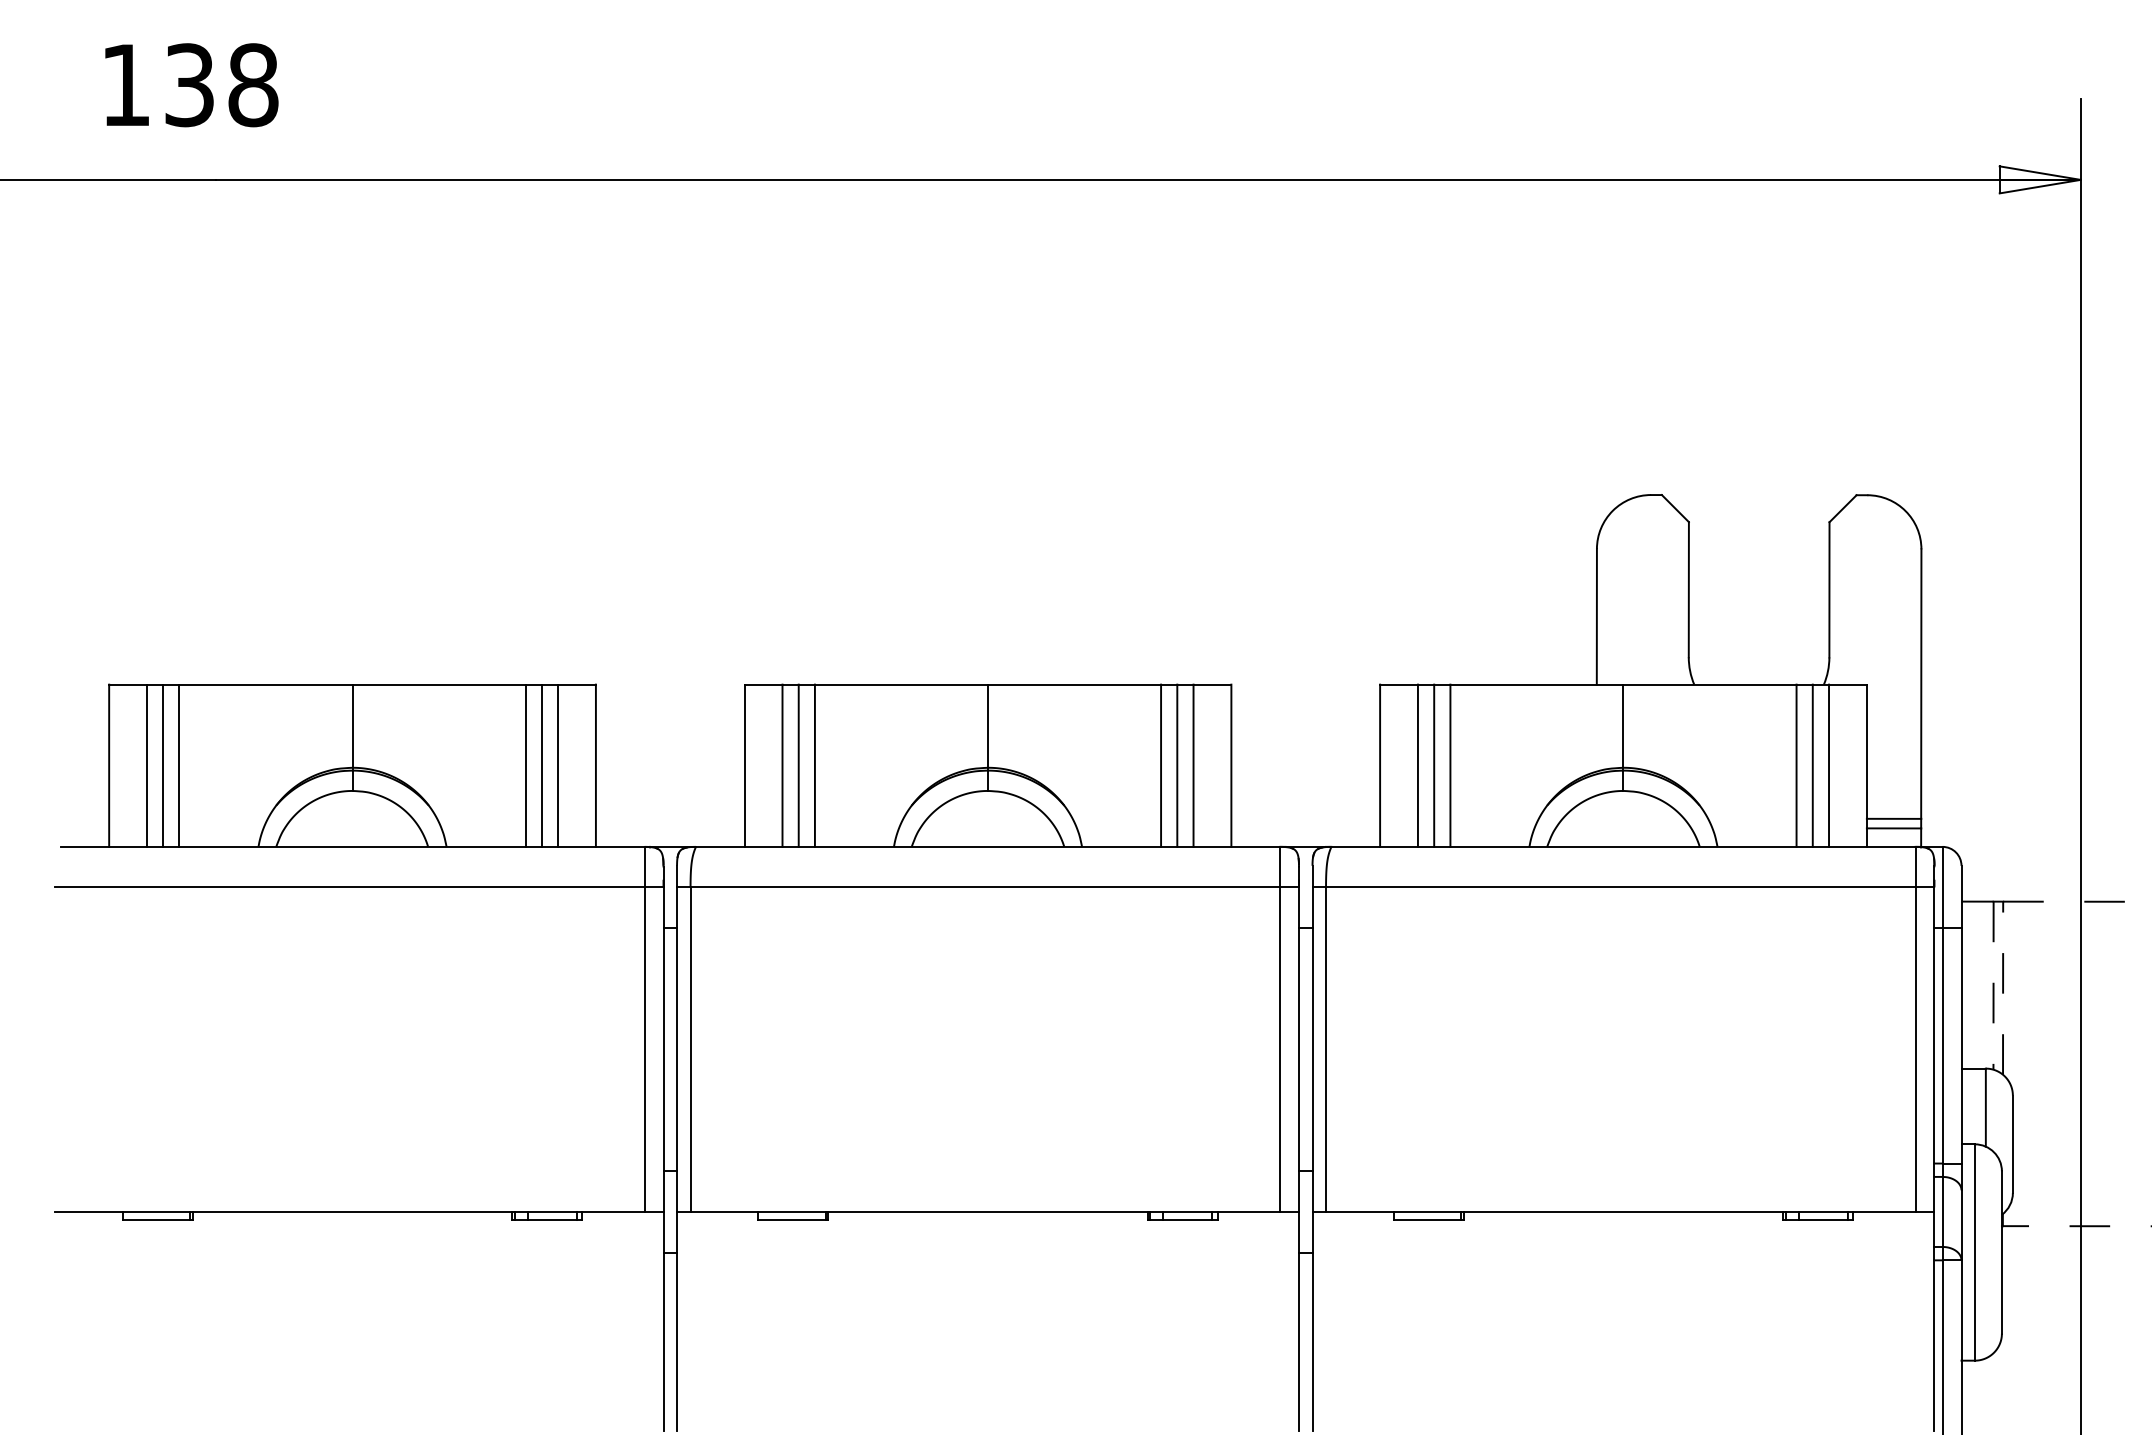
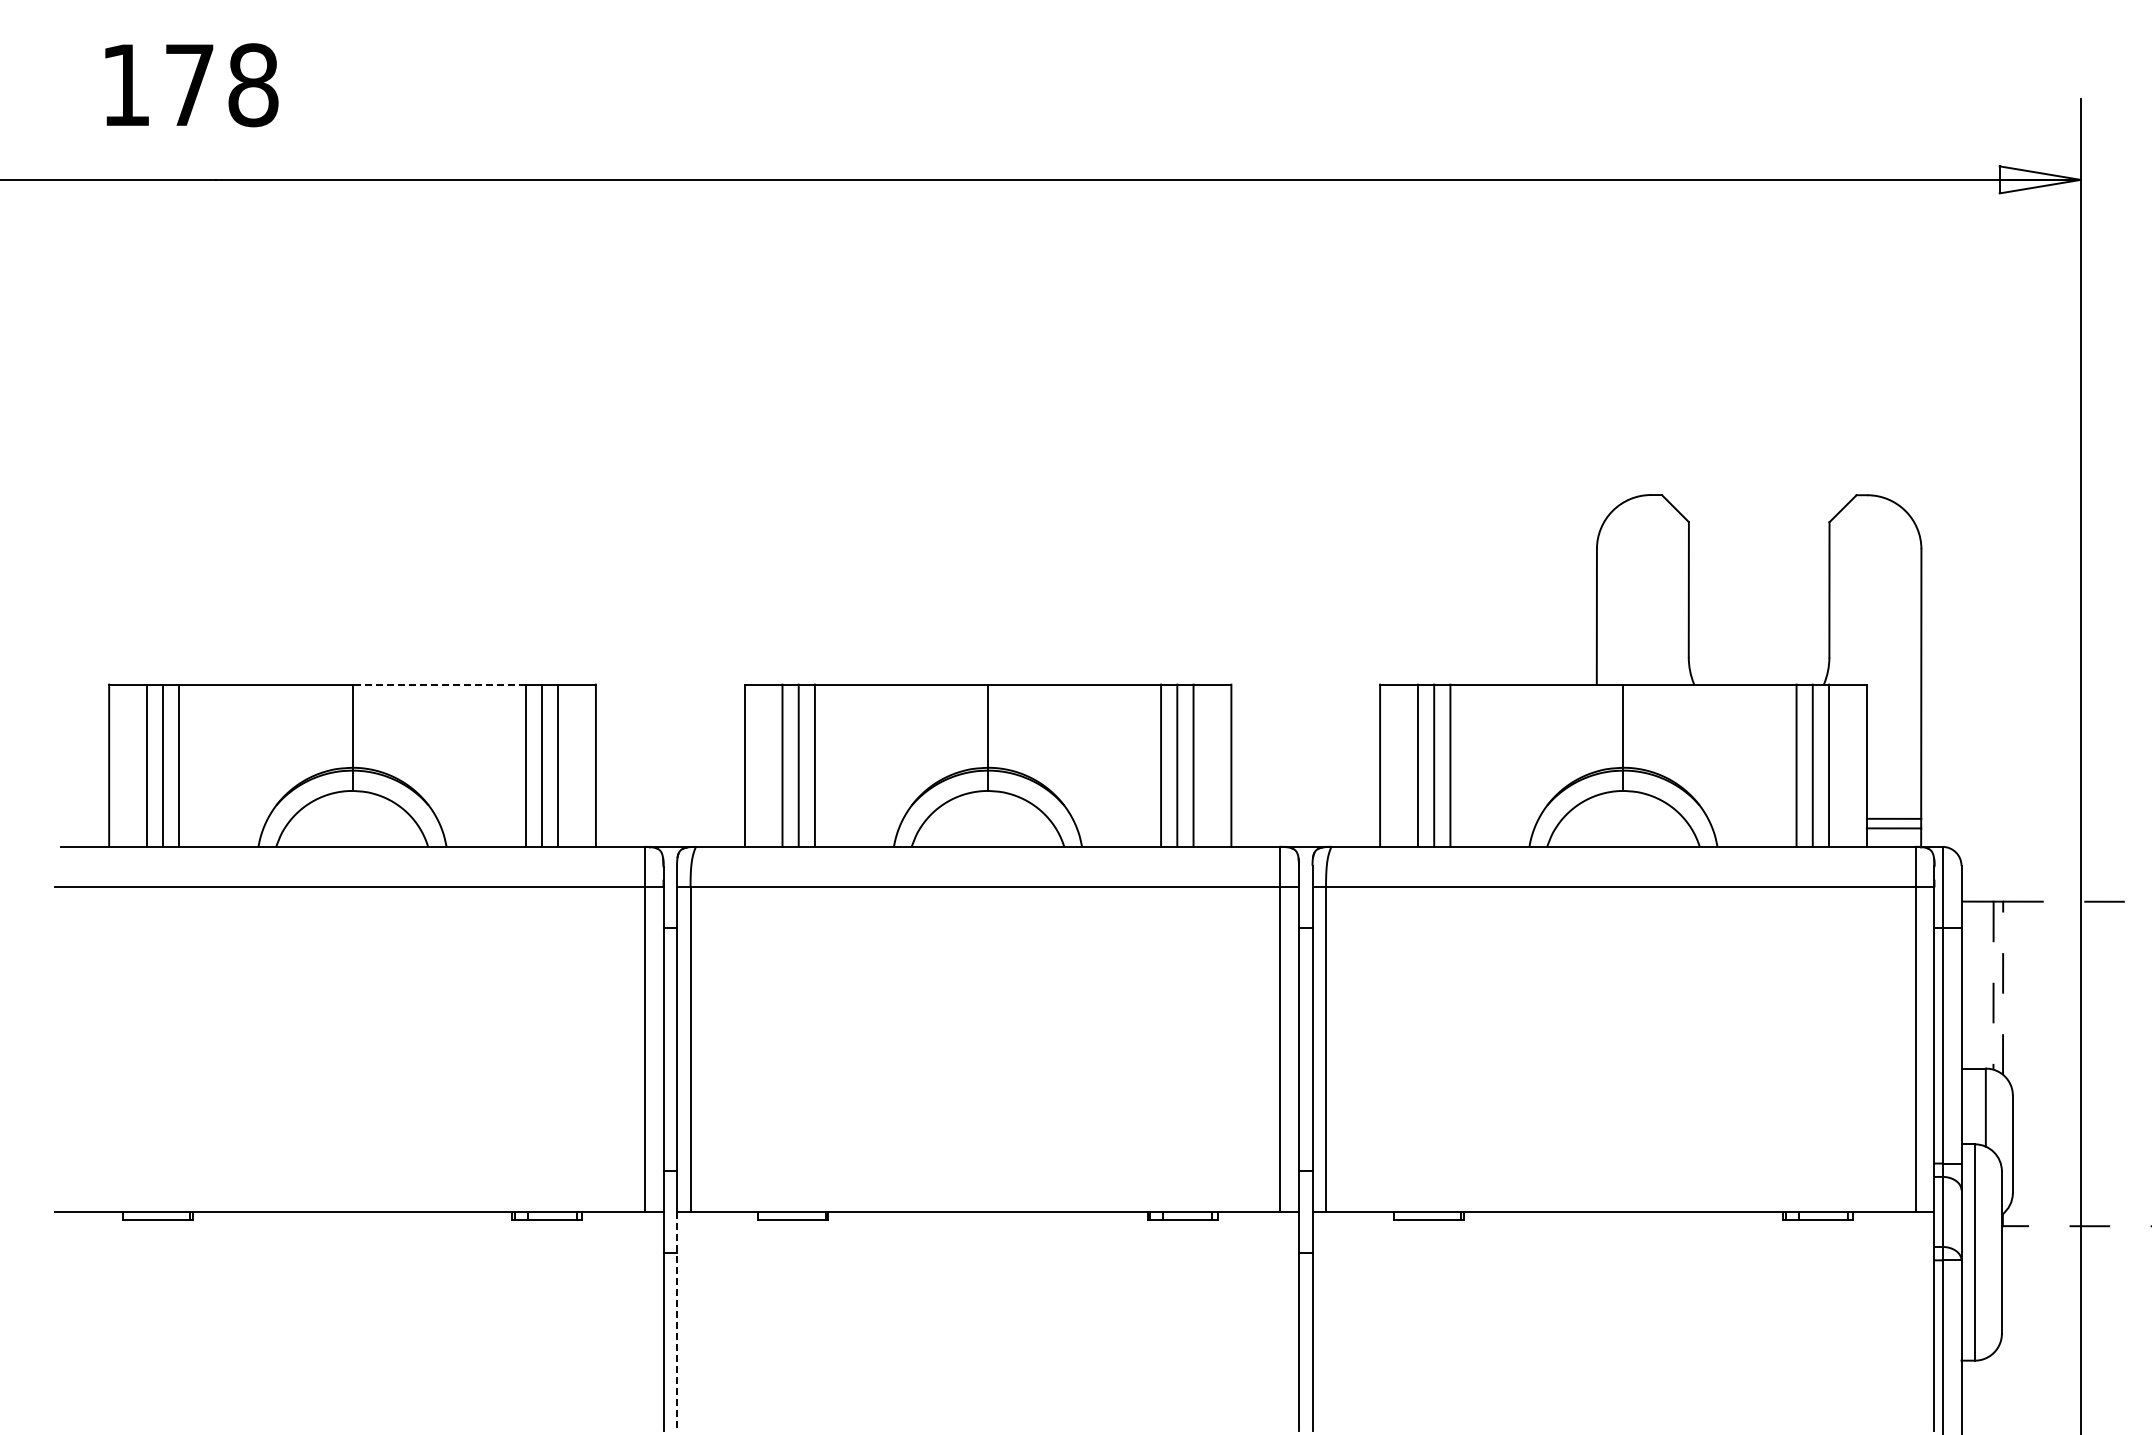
text: 138 -> 178 (189, 85)
line: solid -> dashed (439, 684)
line: solid -> dashed (677, 1321)
